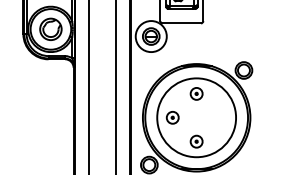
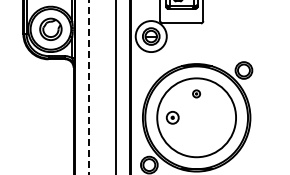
line: solid -> dashed (88, 87)
part size: 15x14 px -> 9x10 px (196, 93)
part: present -> none (196, 141)
